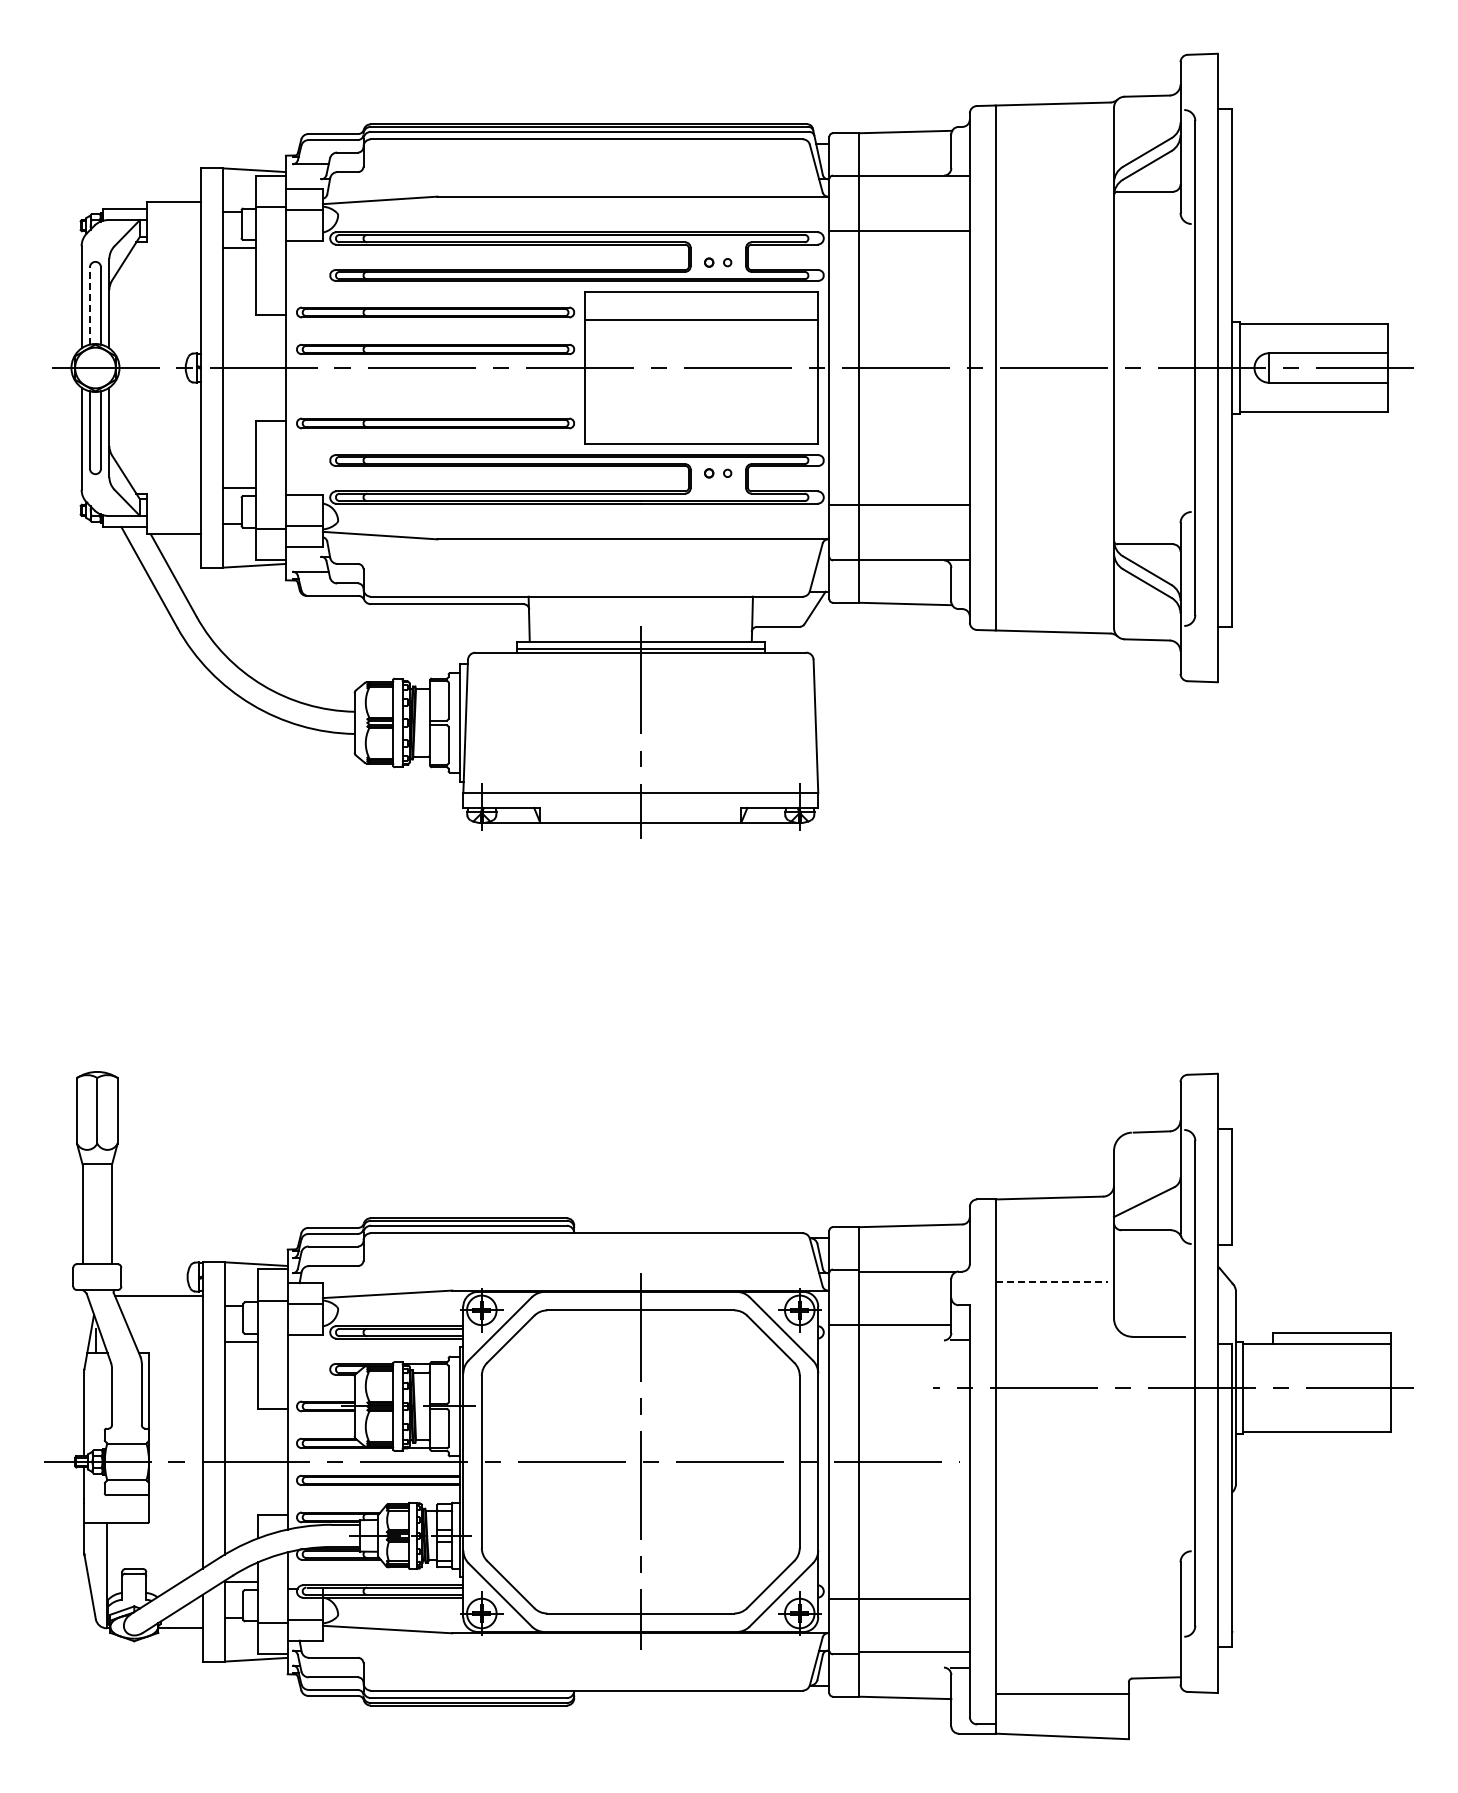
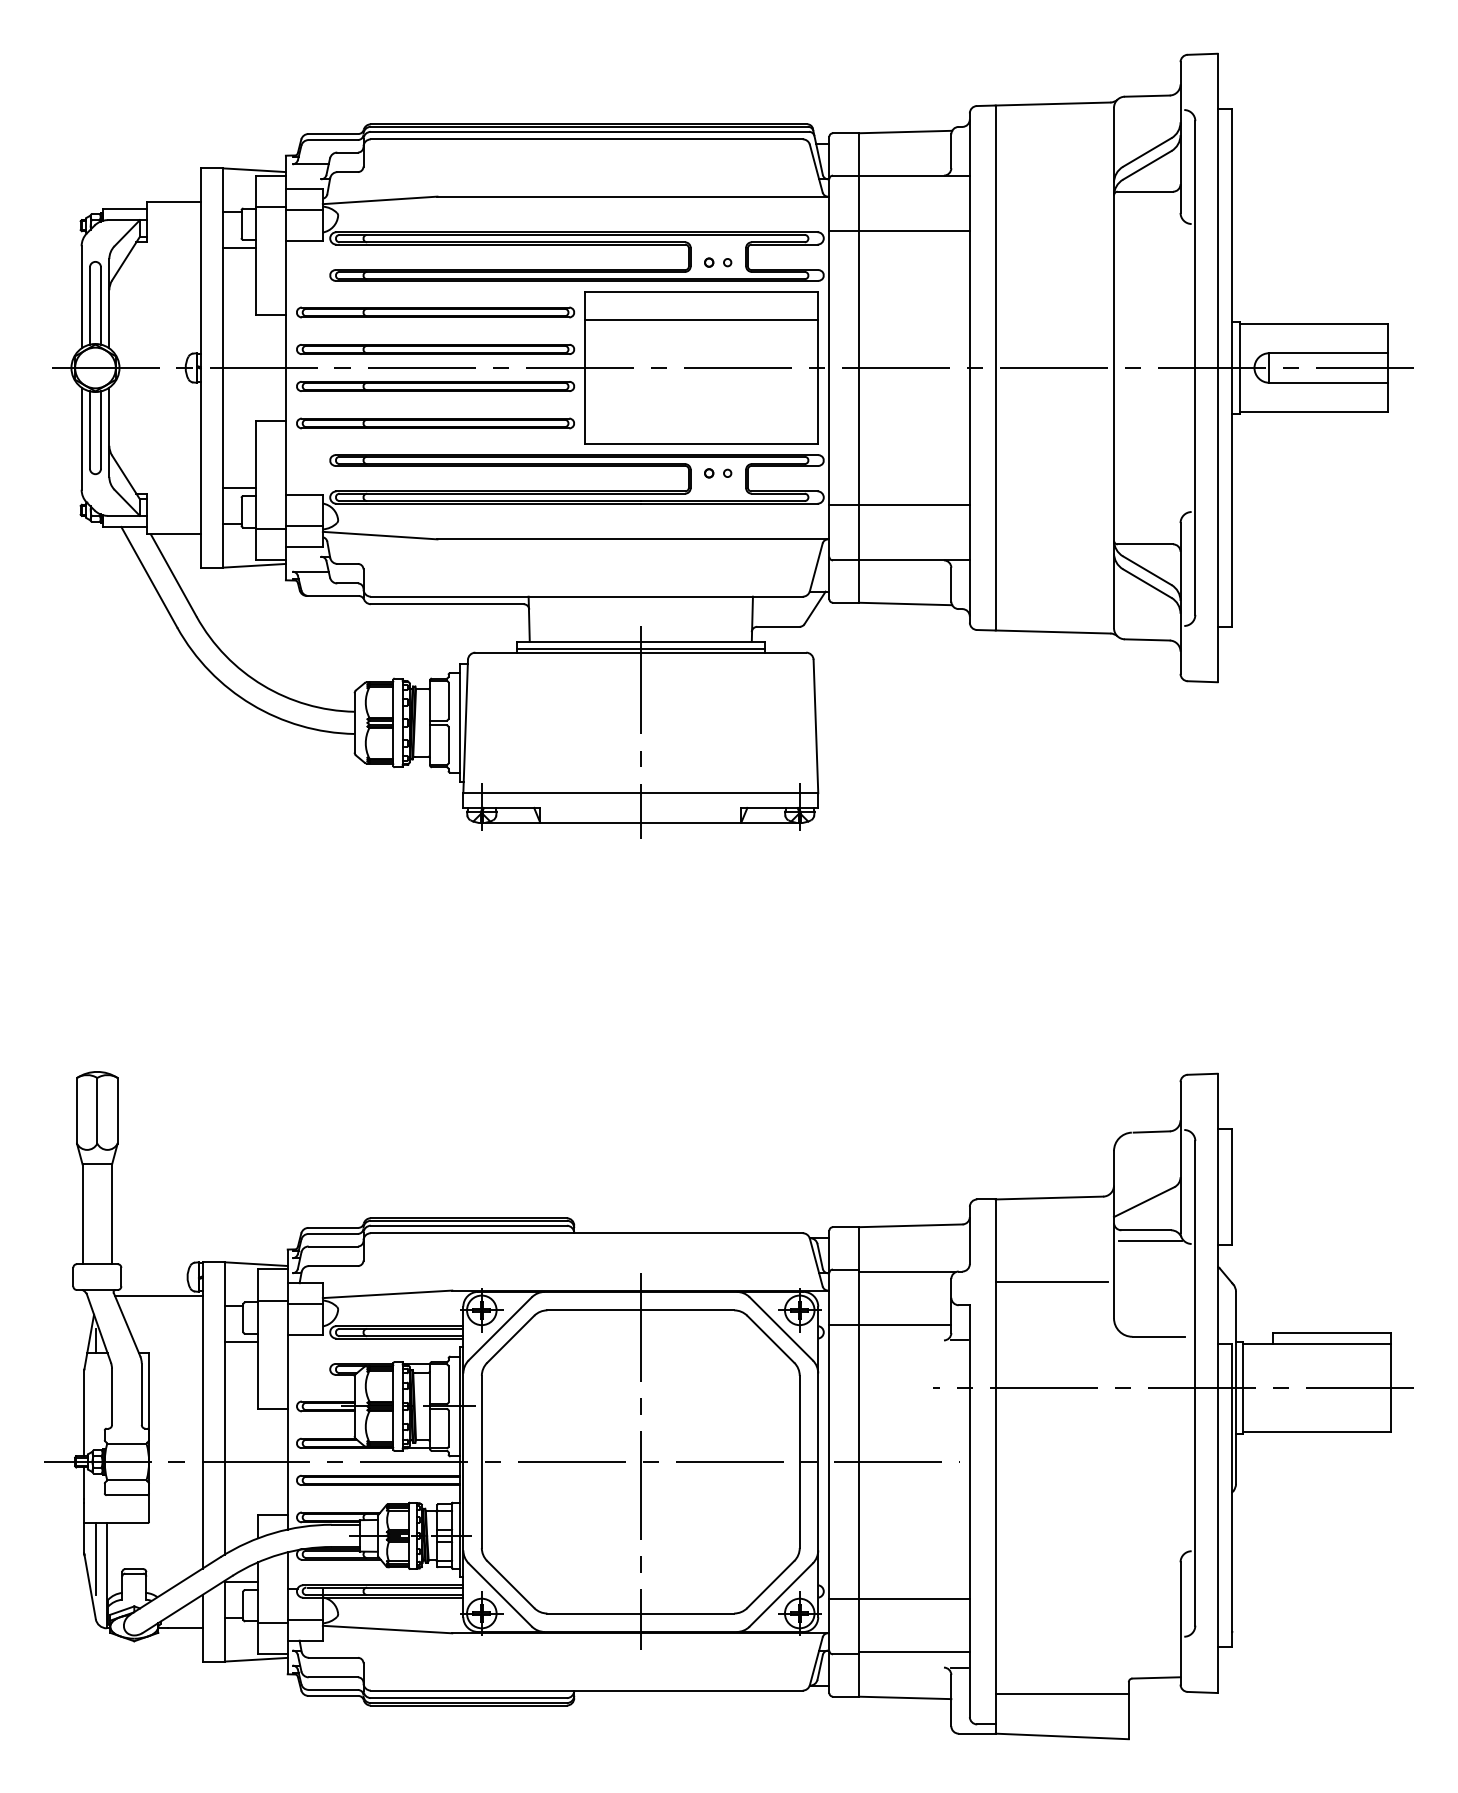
line: dashed -> solid (89, 306)
part: none -> present (435, 386)
line: none -> present (1150, 1241)
line: dashed -> solid (1052, 1281)
line: none -> present (95, 1558)
